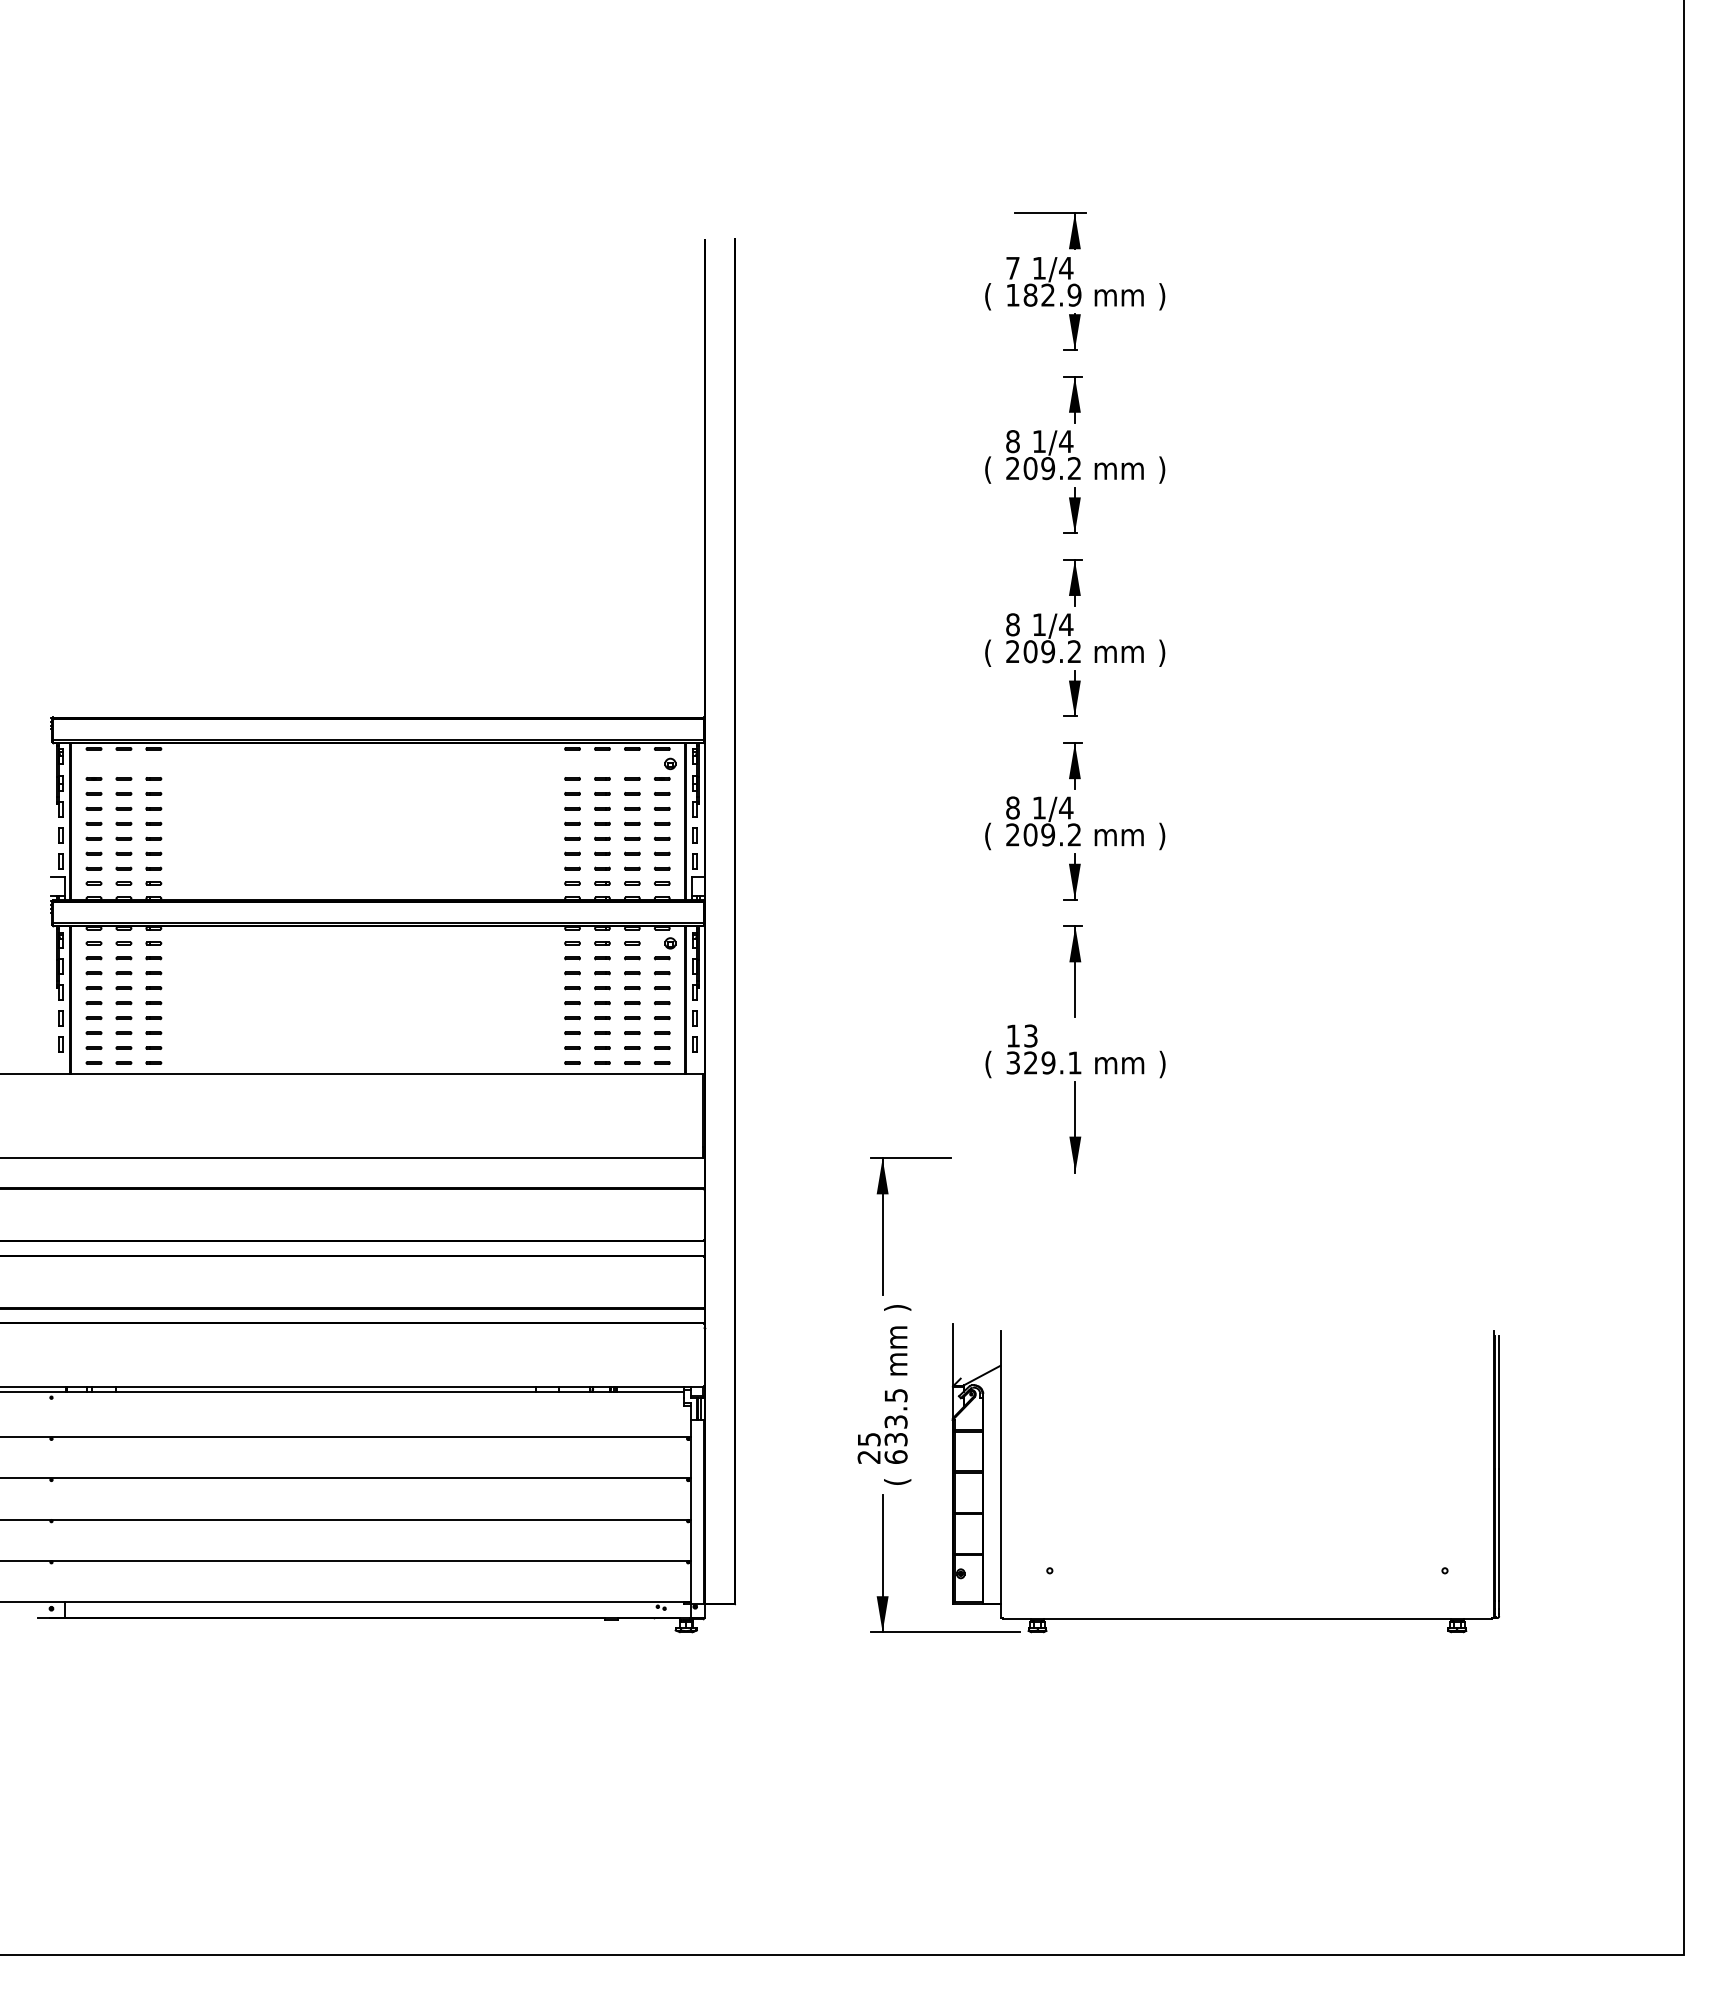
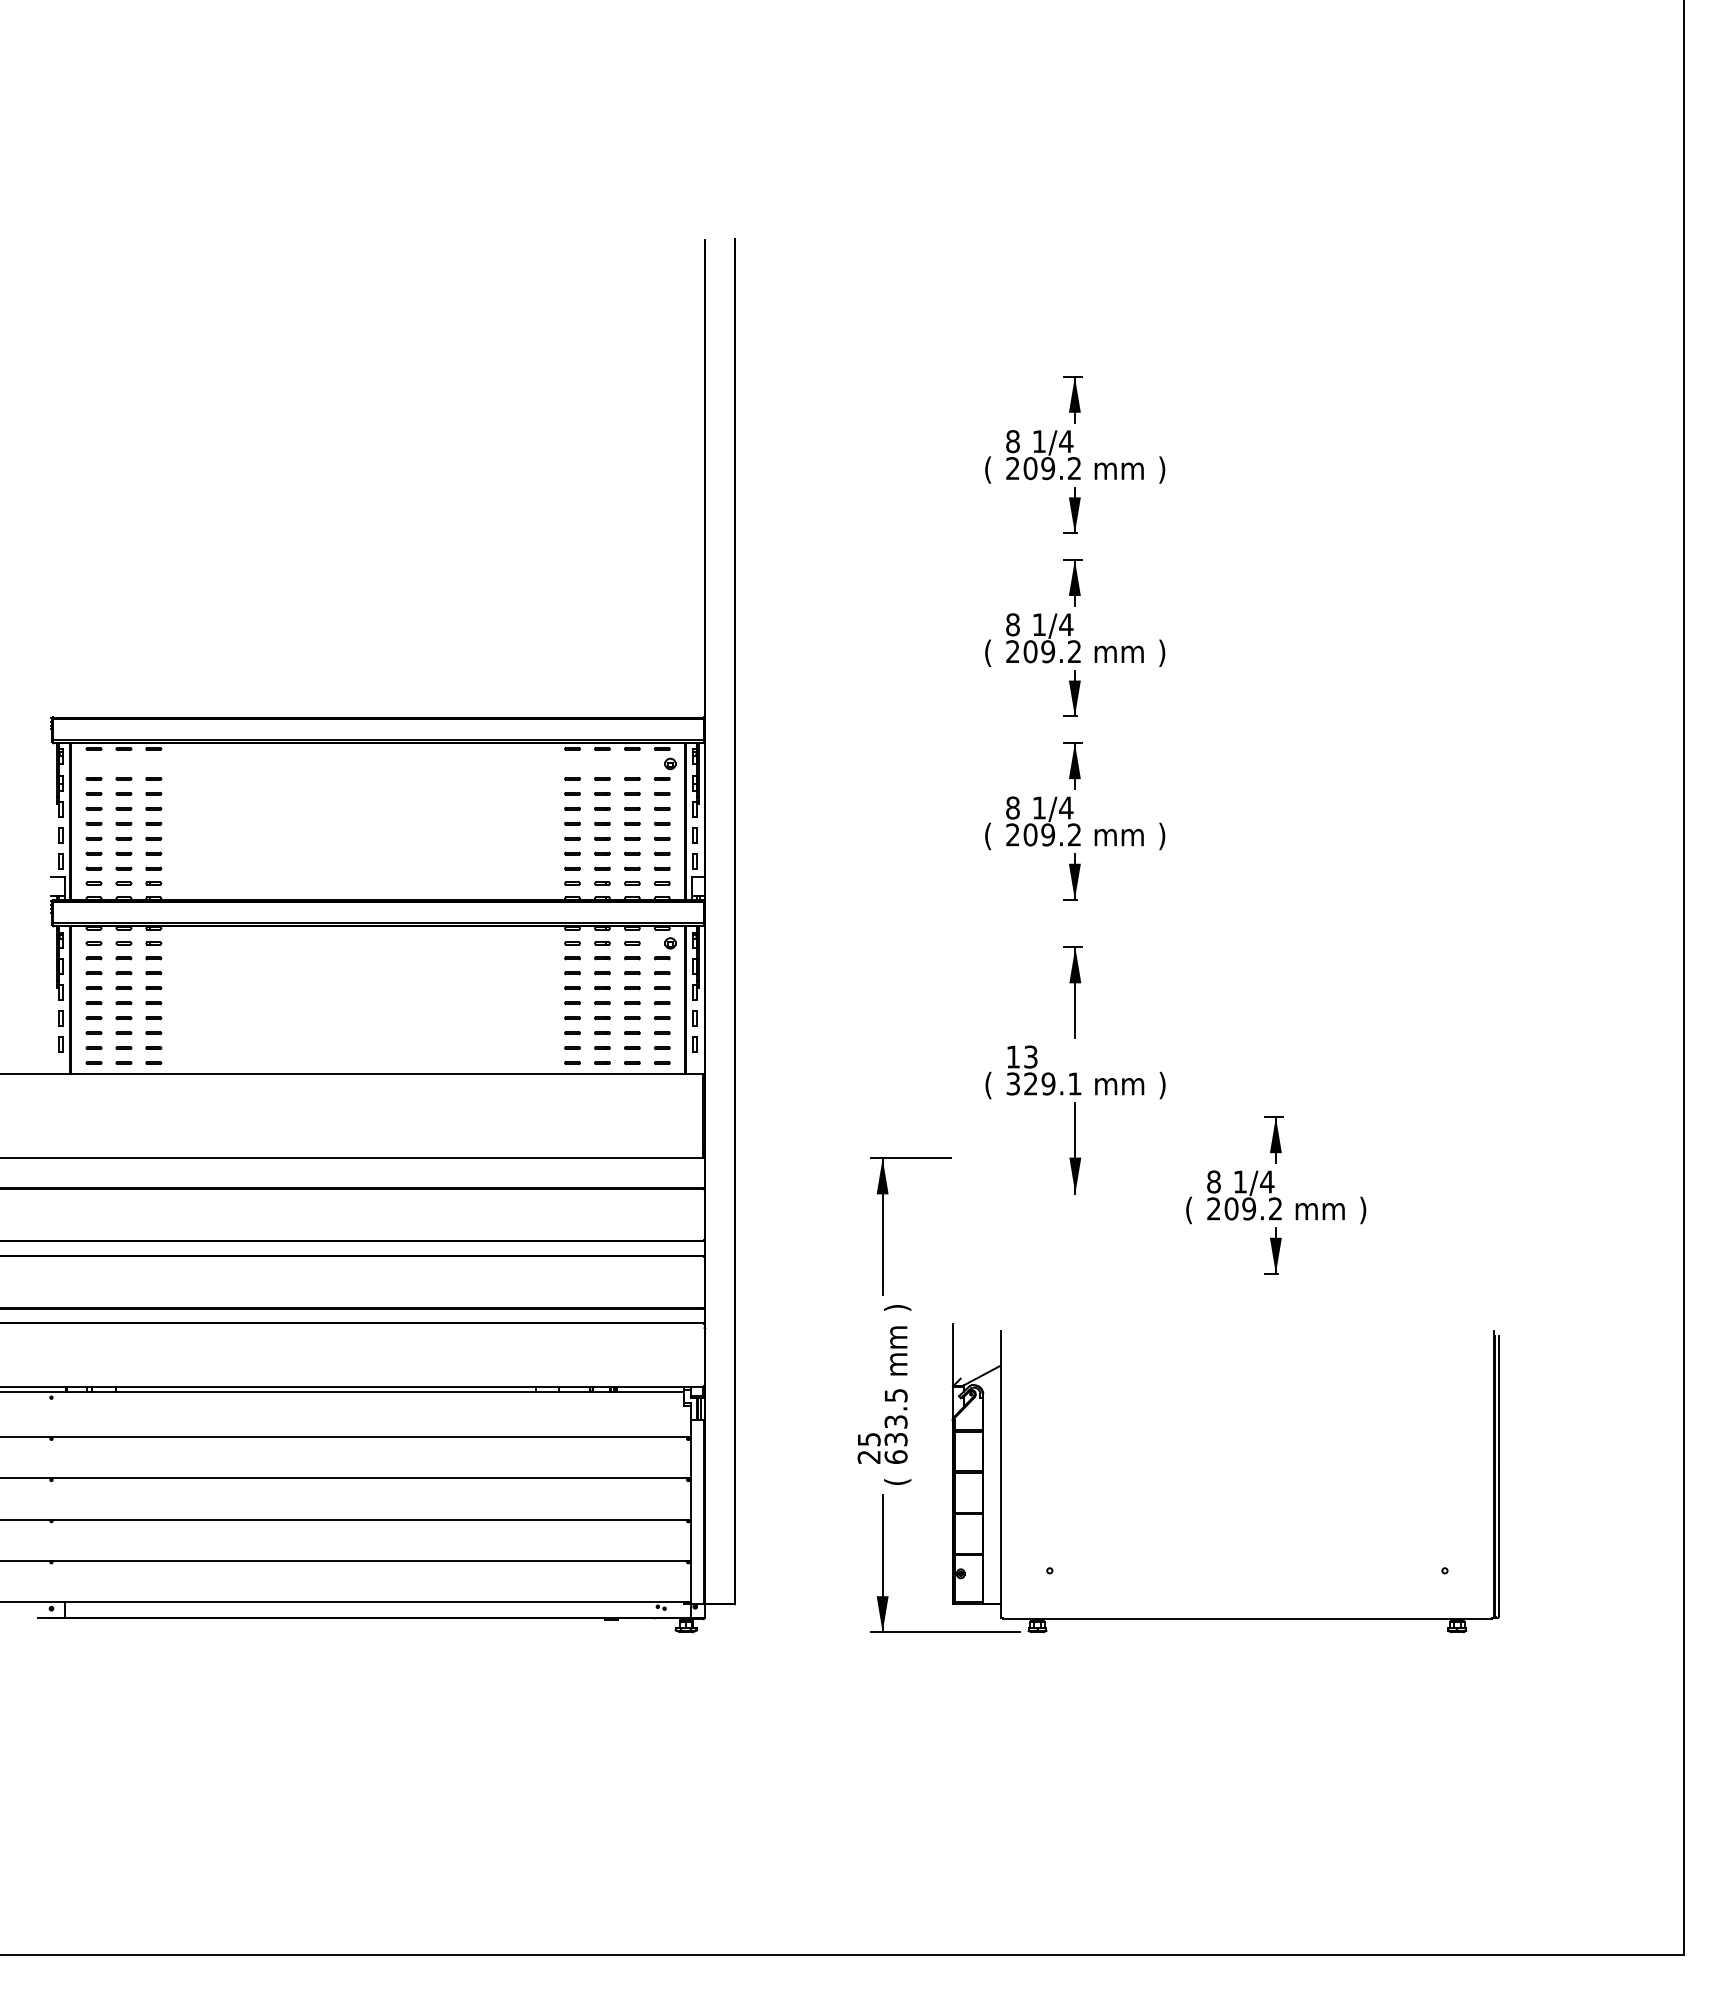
part: present -> none (1075, 281)
part position: (1075, 1049) -> (1075, 1070) (1075, 1070)
part: none -> present (1276, 1195)
